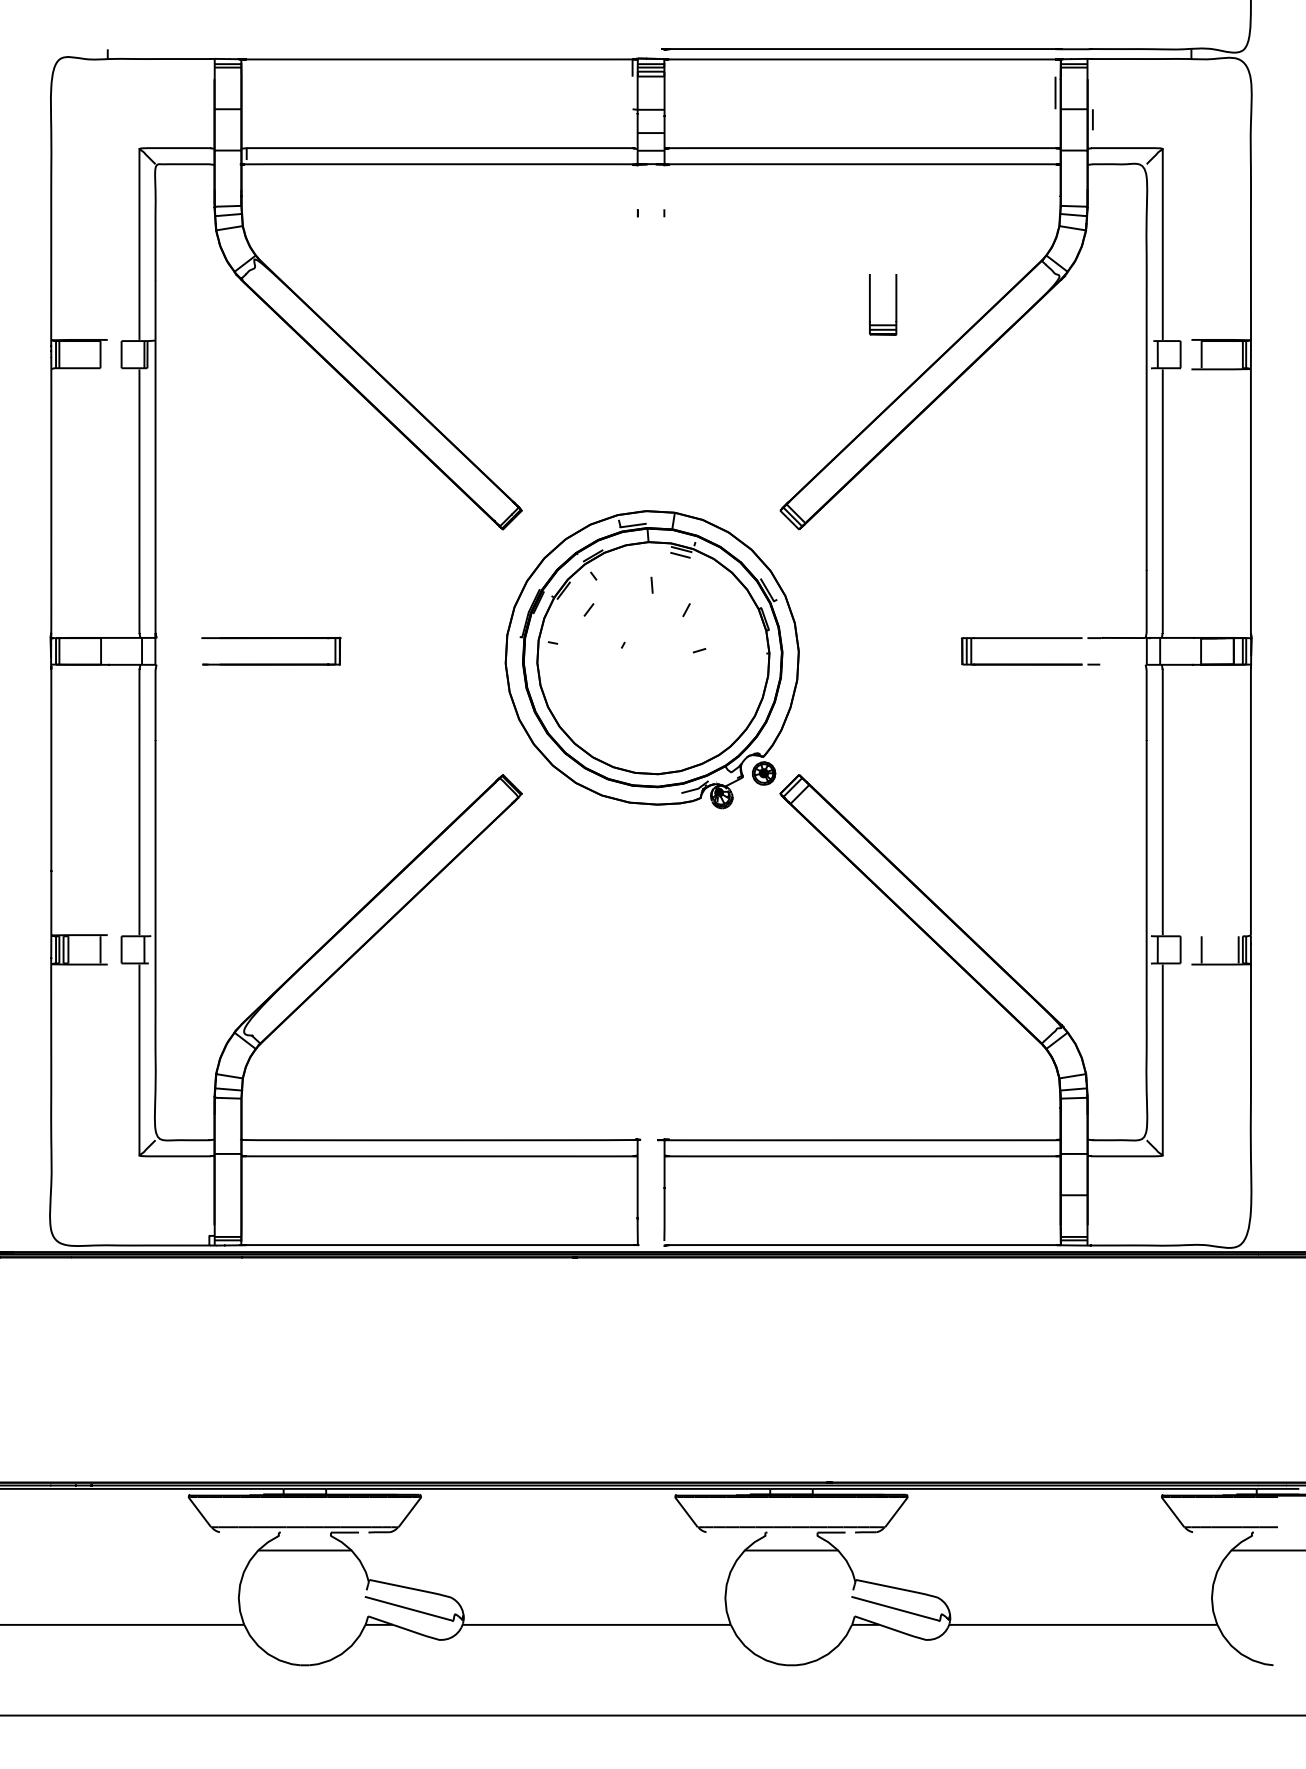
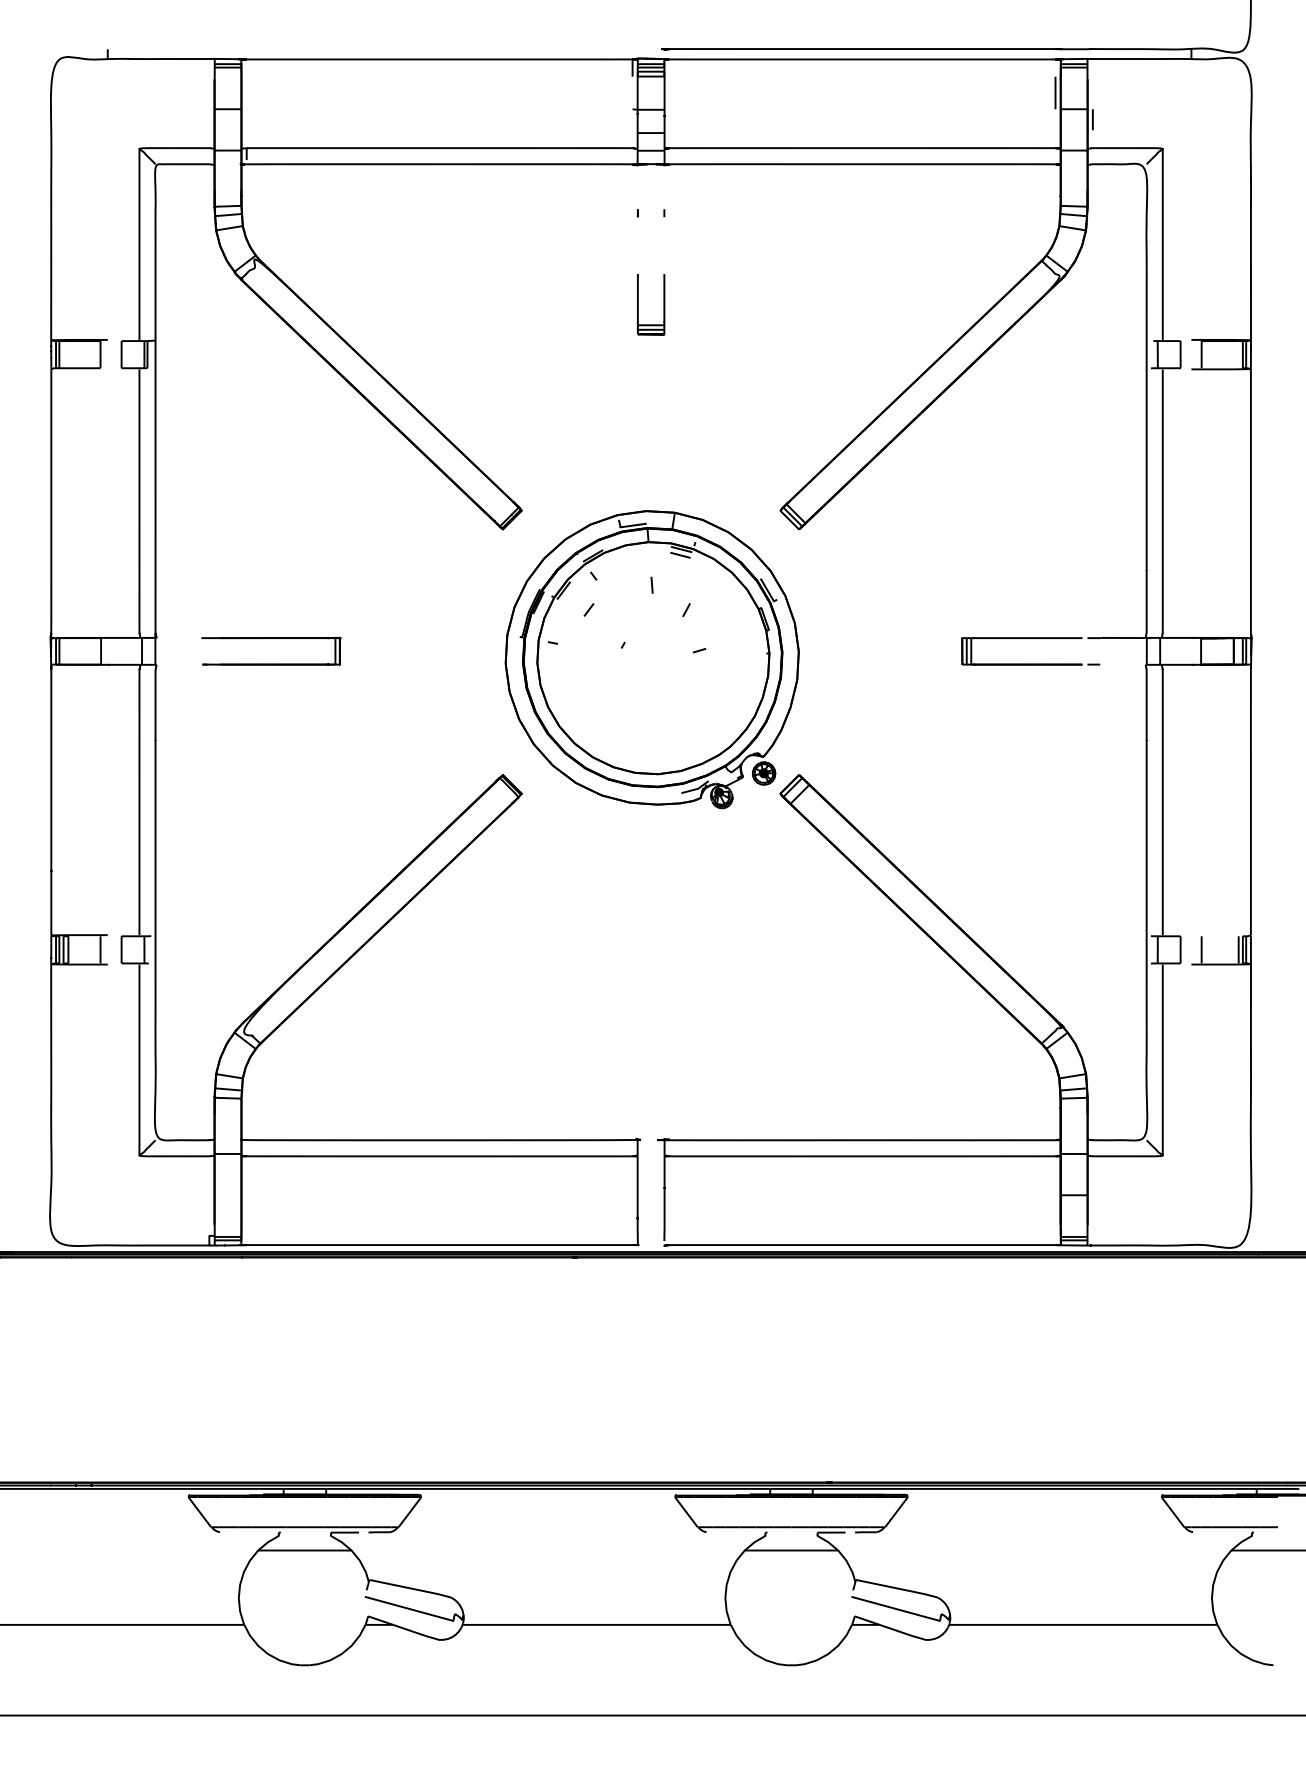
part position: (870, 304) -> (638, 304) (638, 304)
